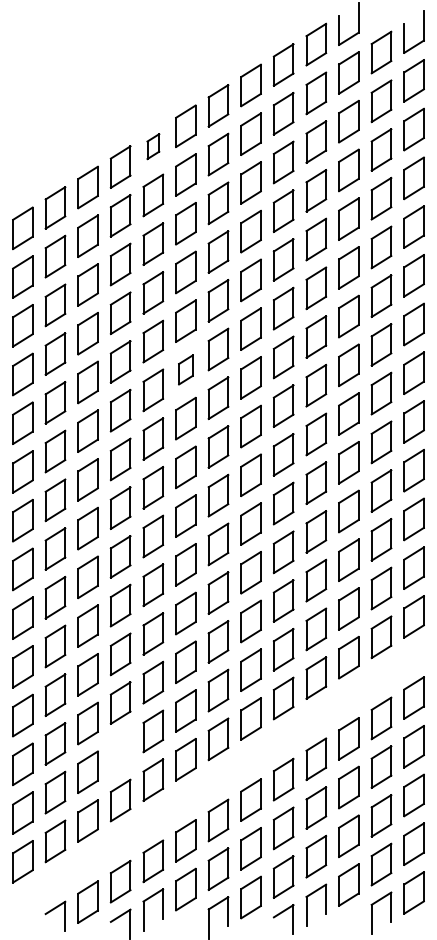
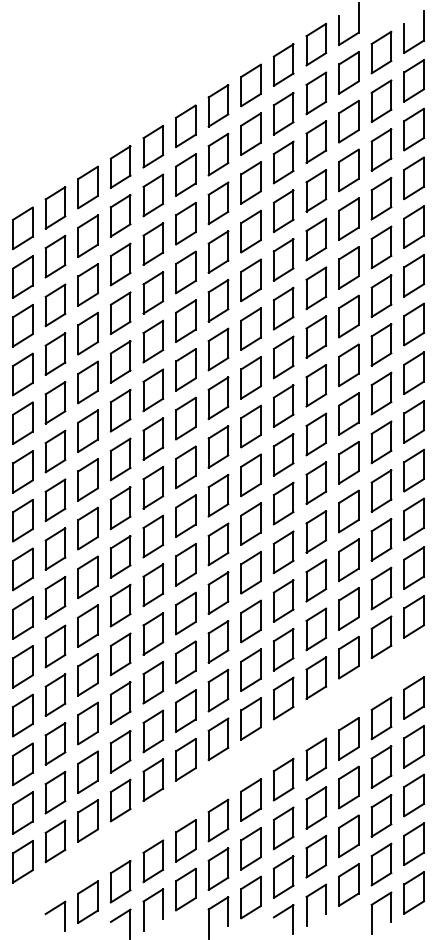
part size: 15x28 px -> 23x45 px (153, 146)
part size: 16x32 px -> 22x44 px (185, 369)
part: none -> present (120, 751)
